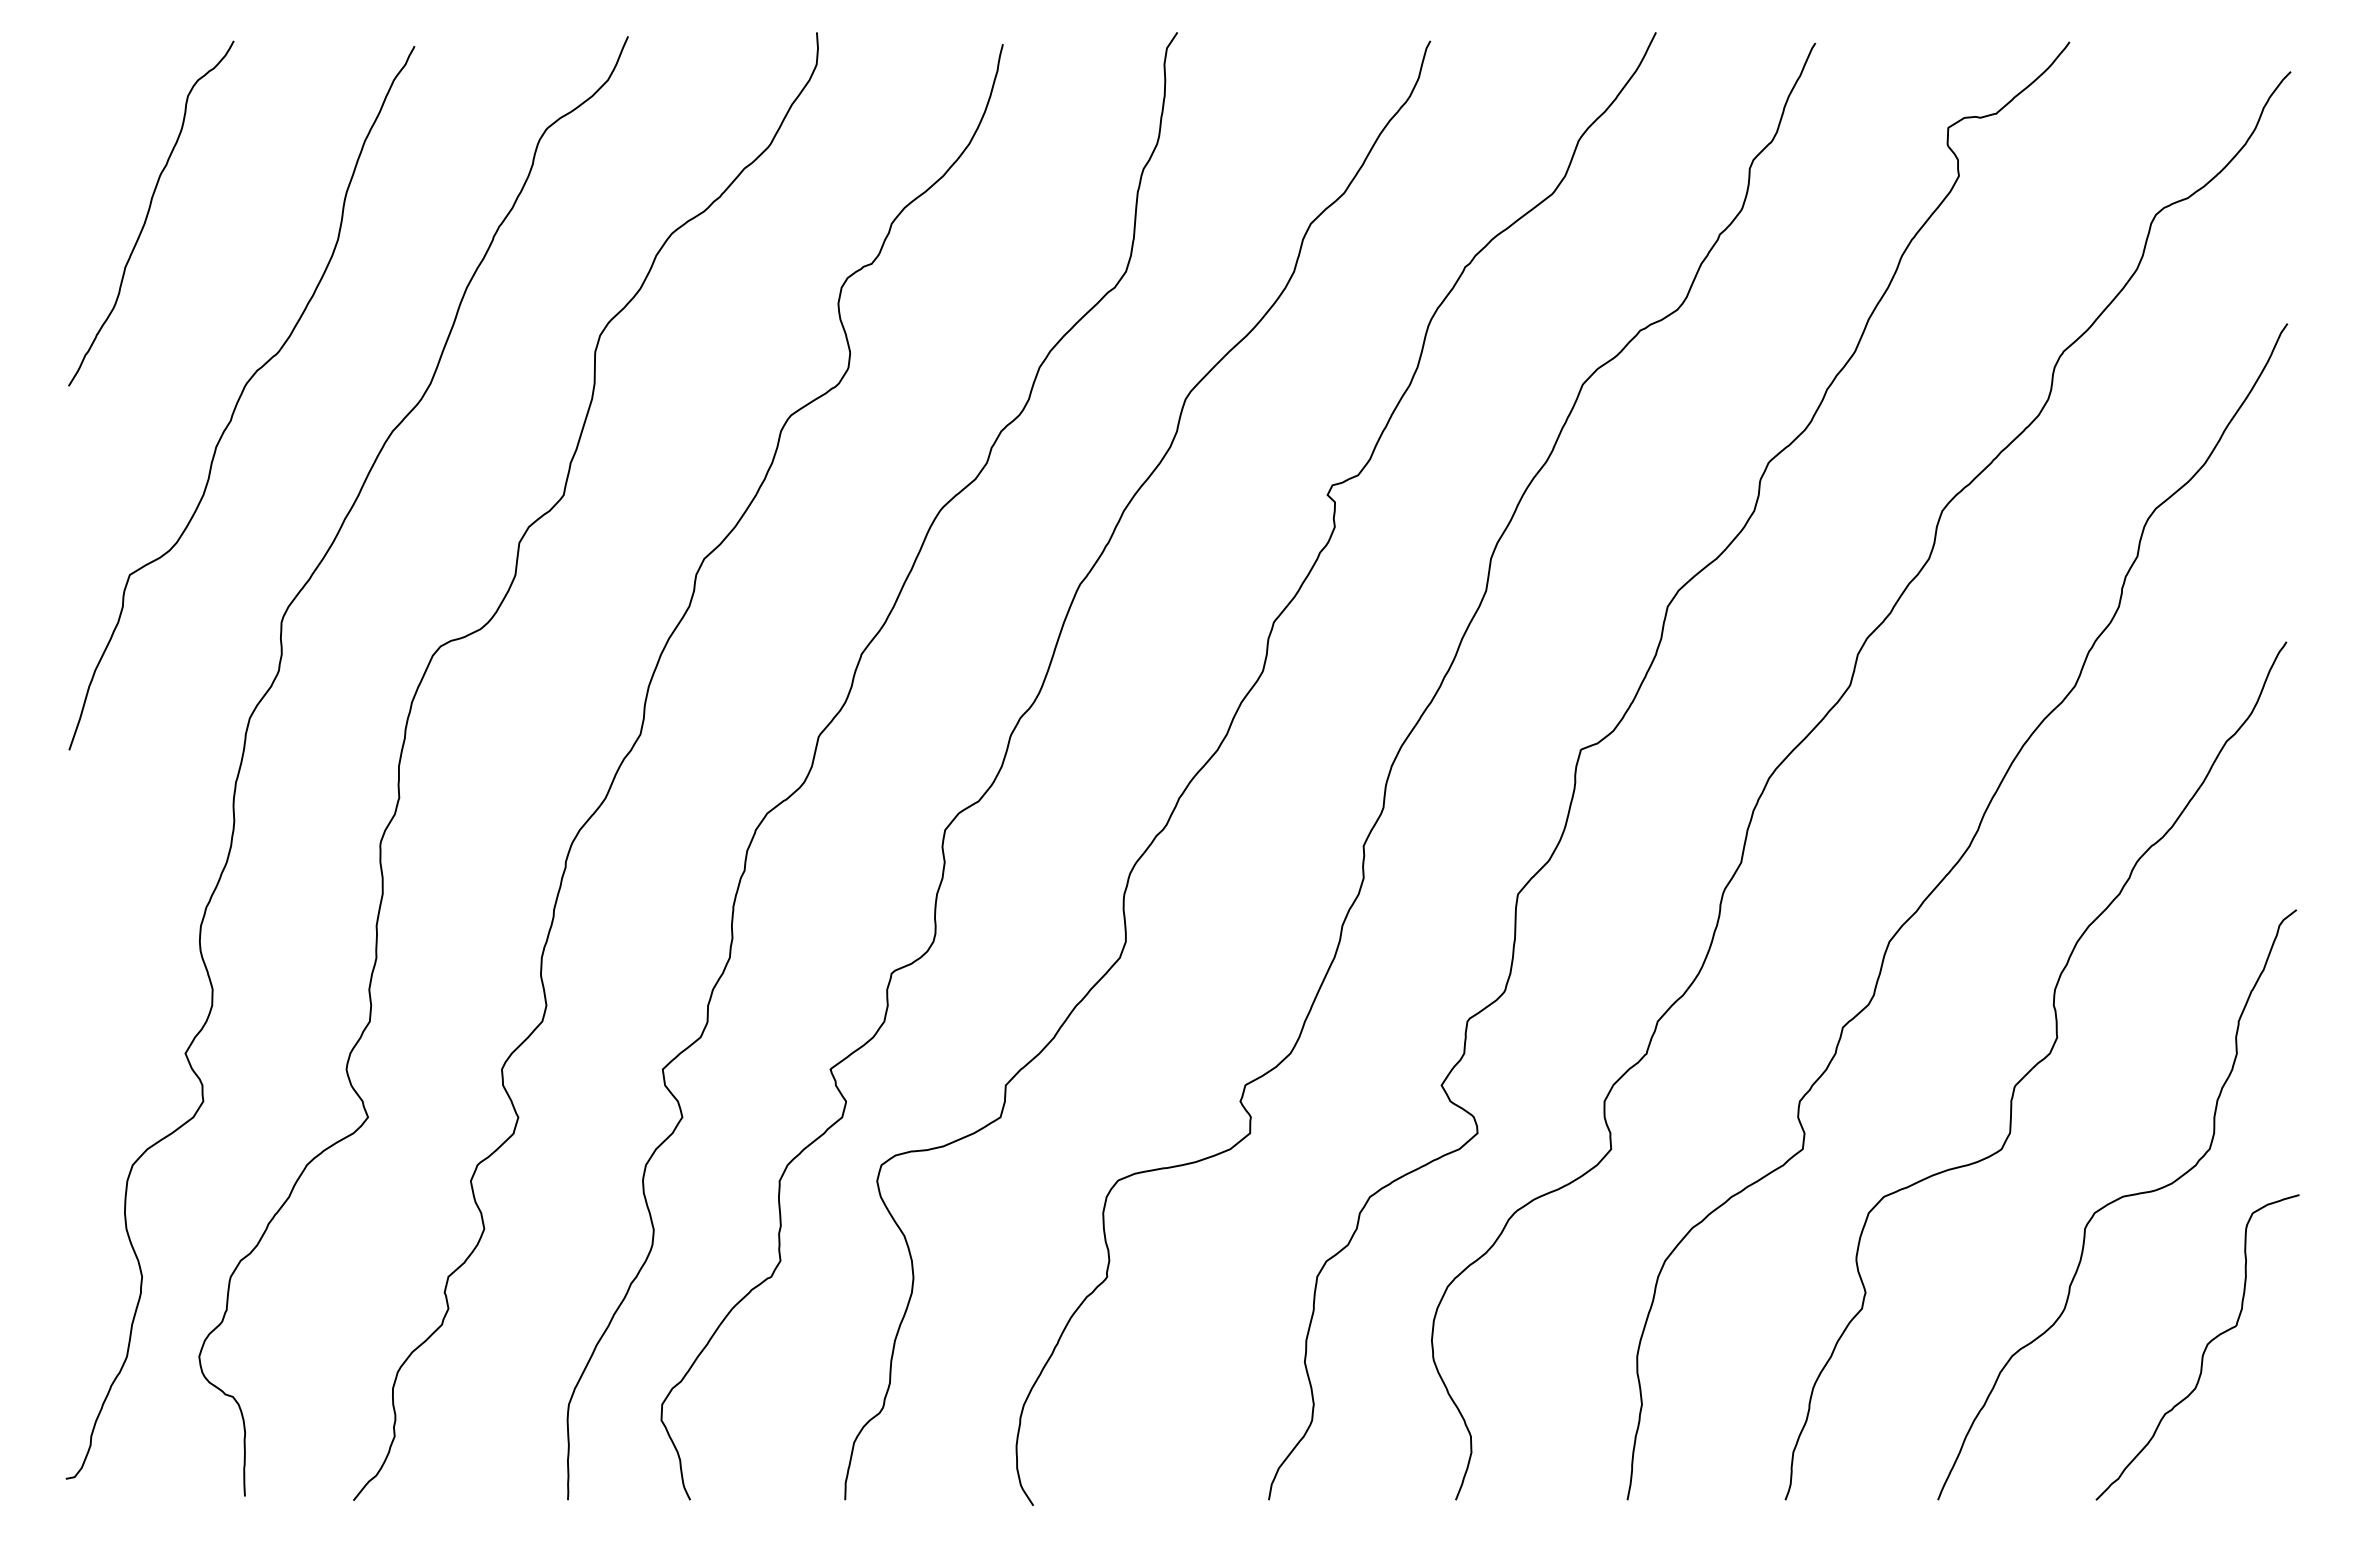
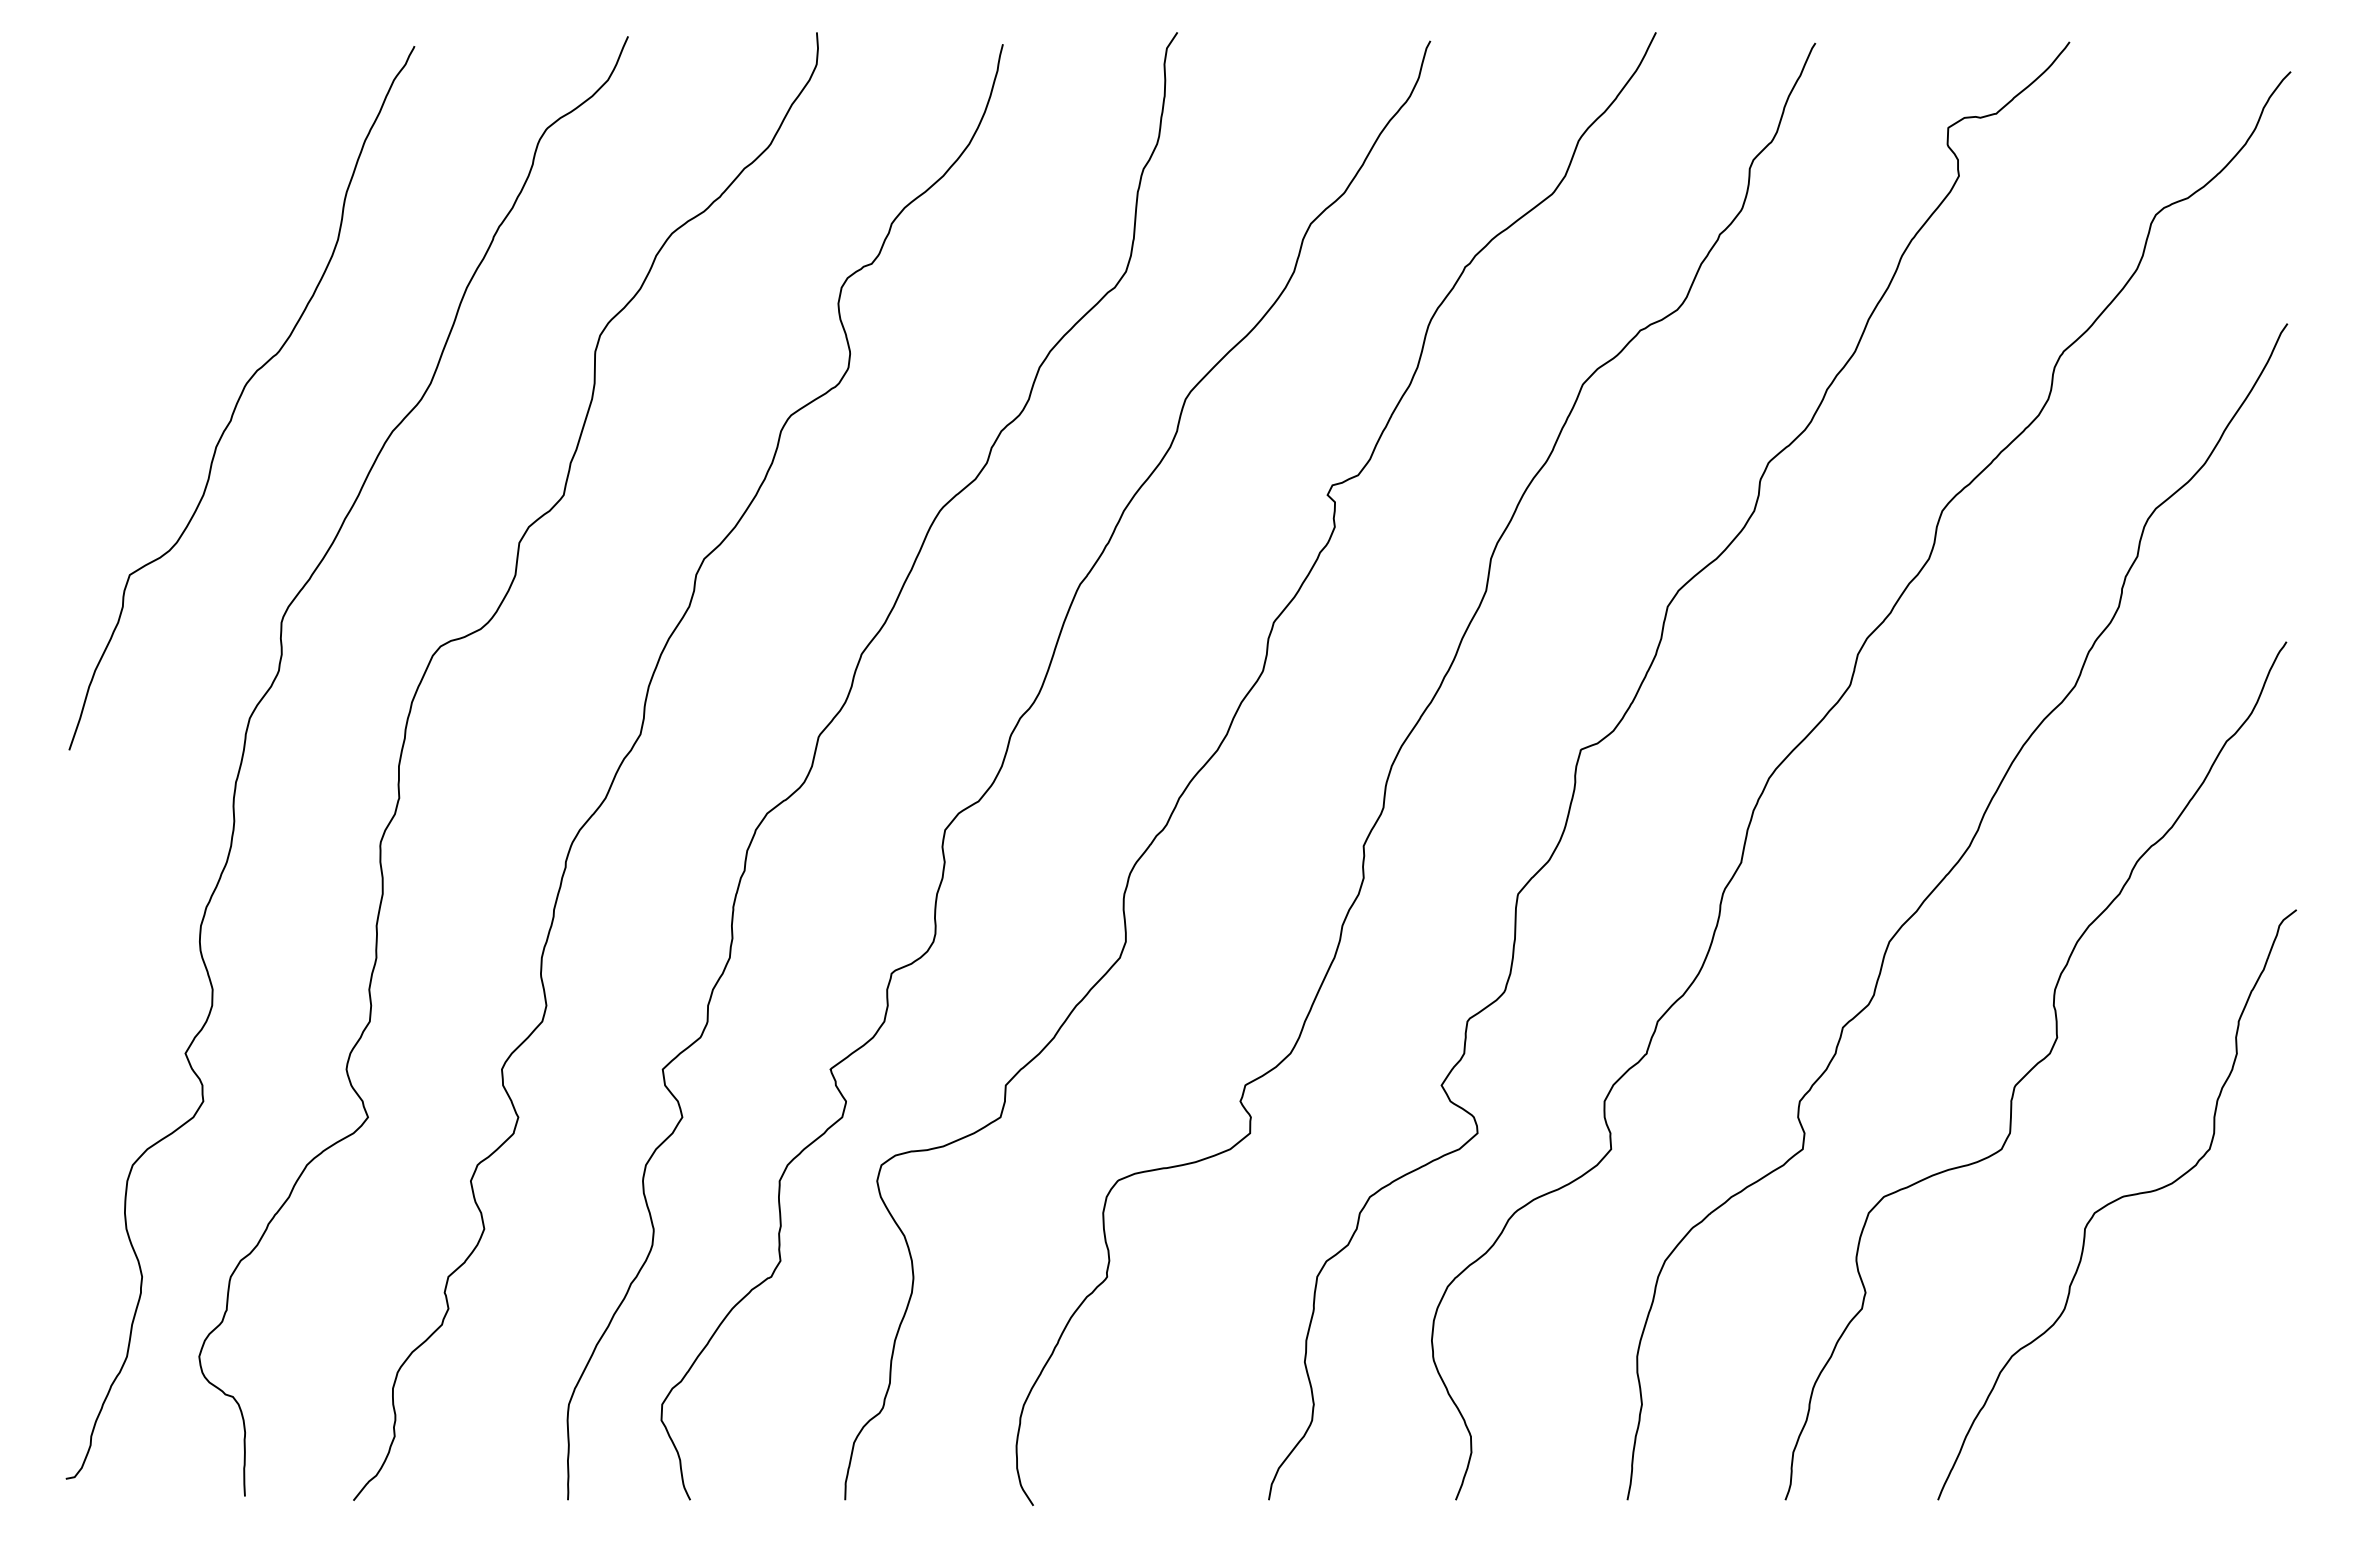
curve: present -> none (149, 212)
curve: present -> none (2204, 1348)
